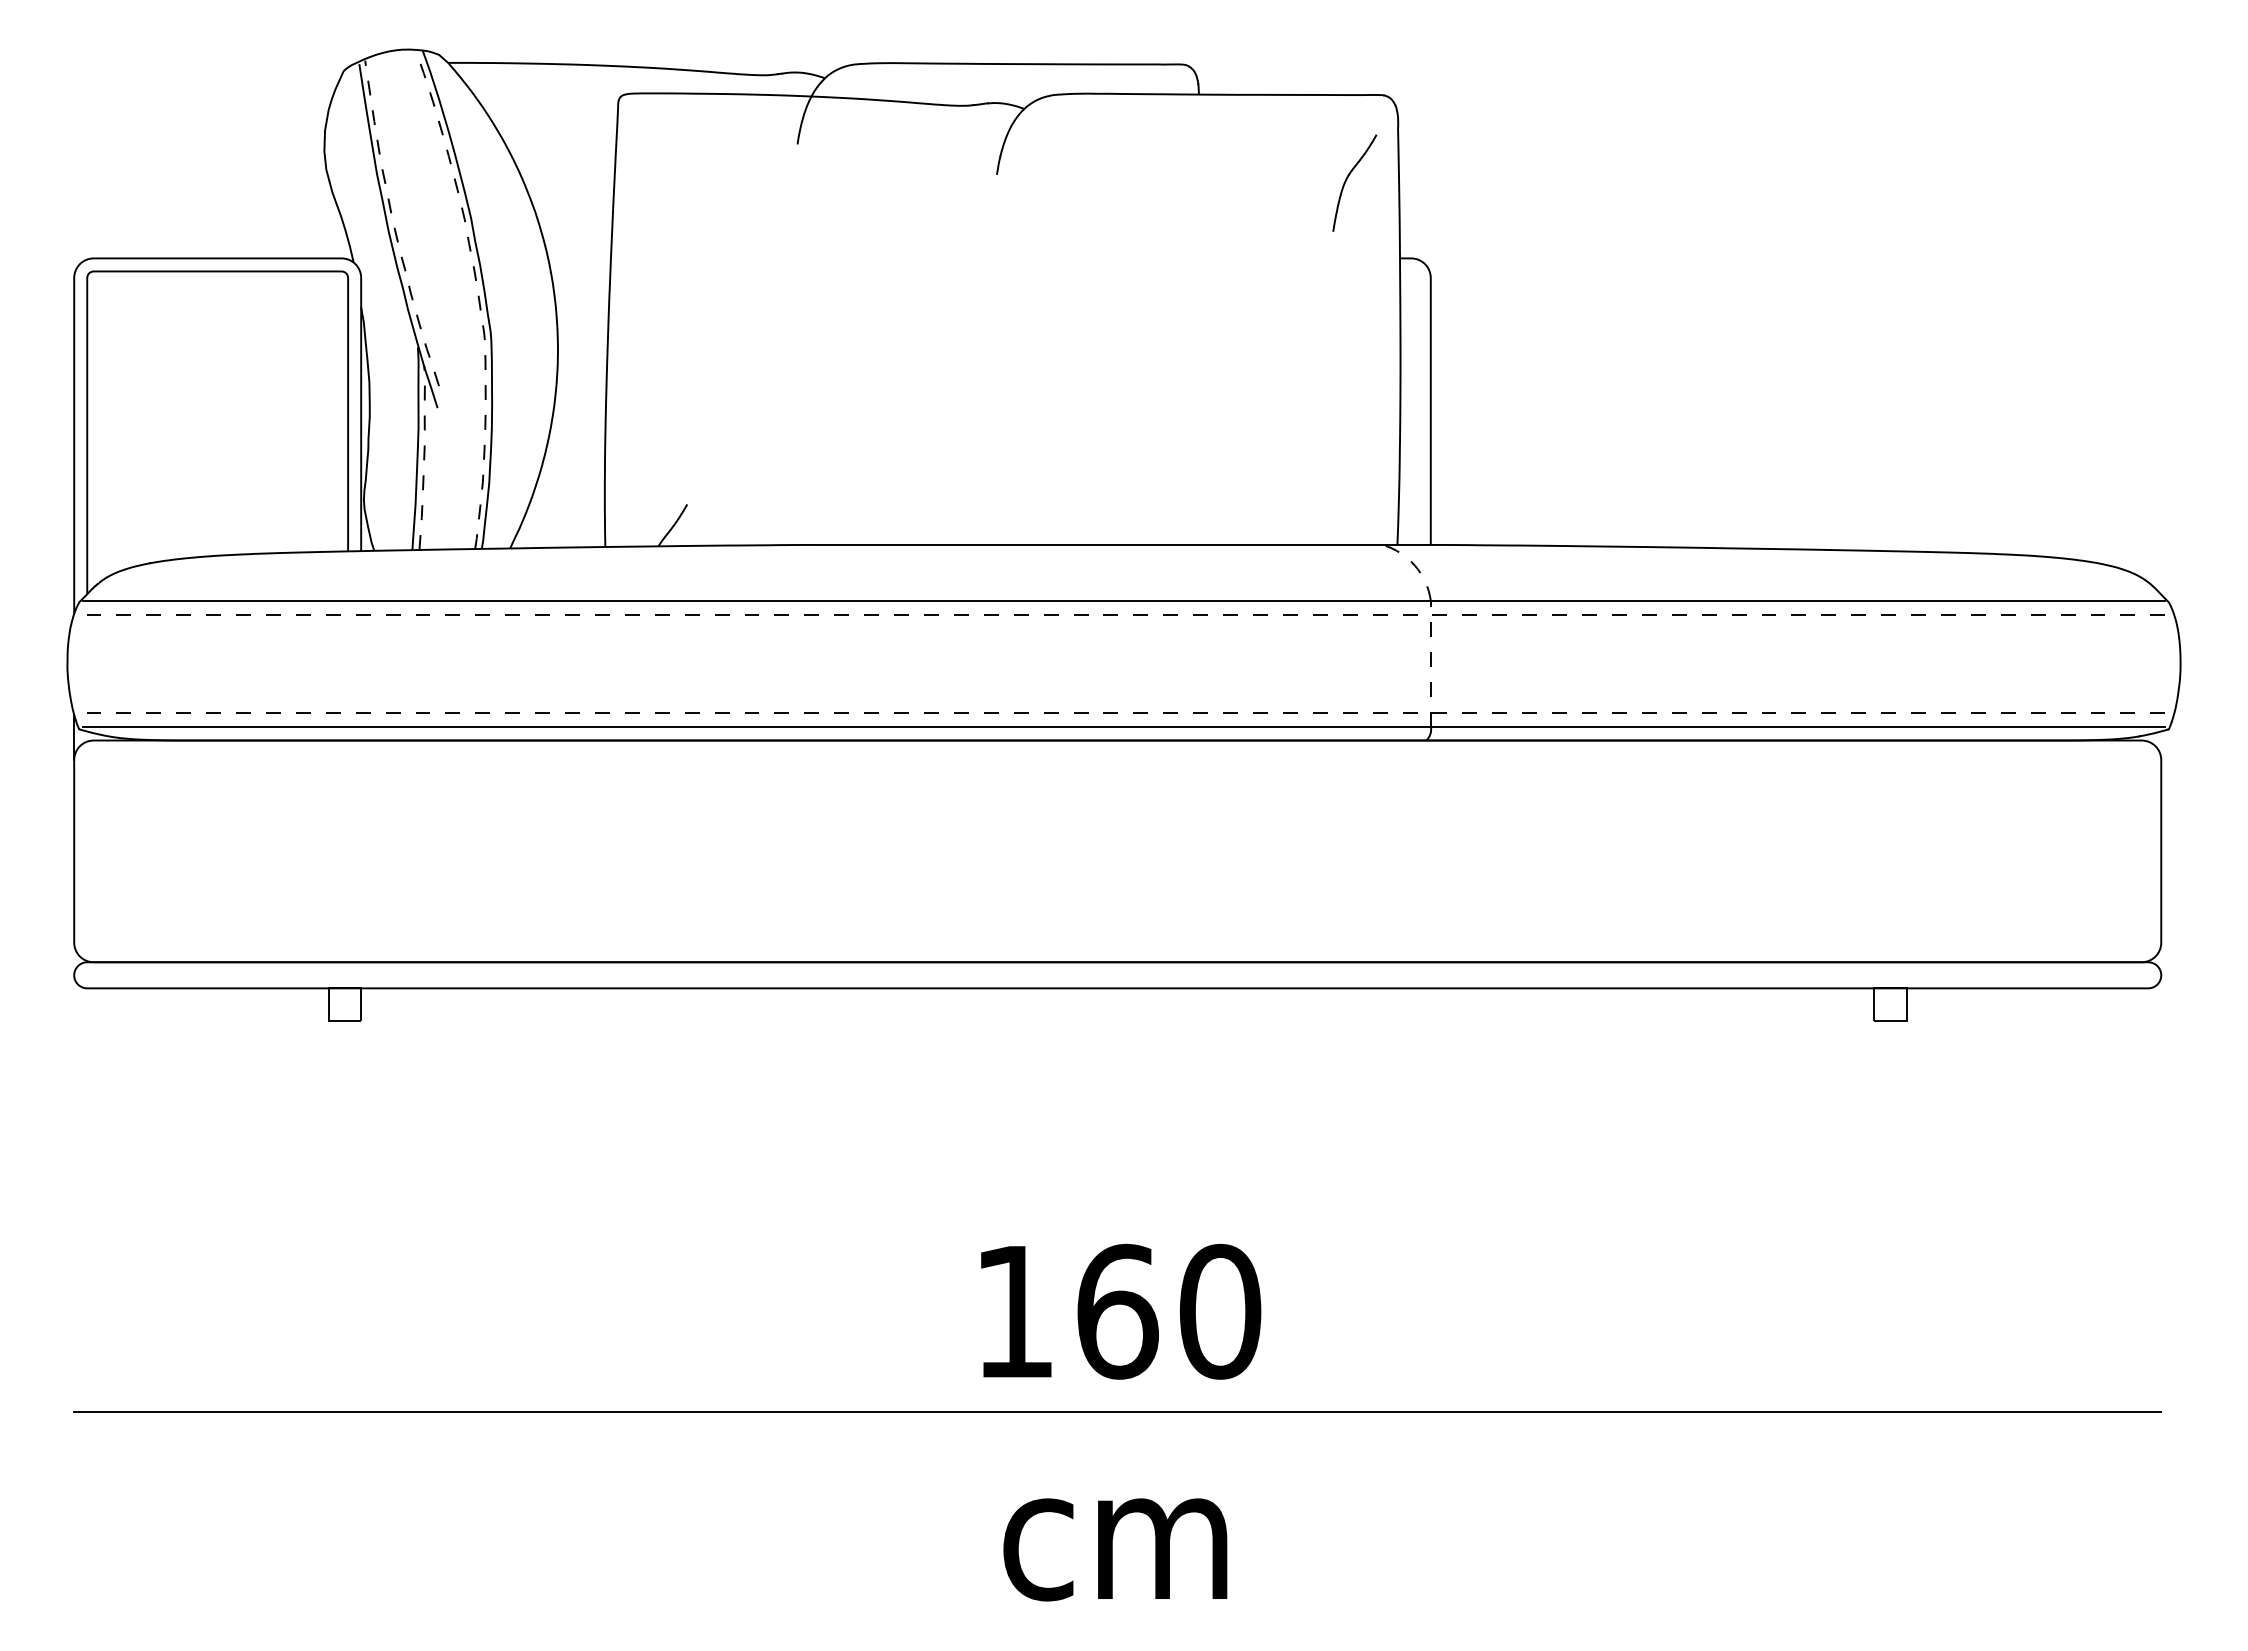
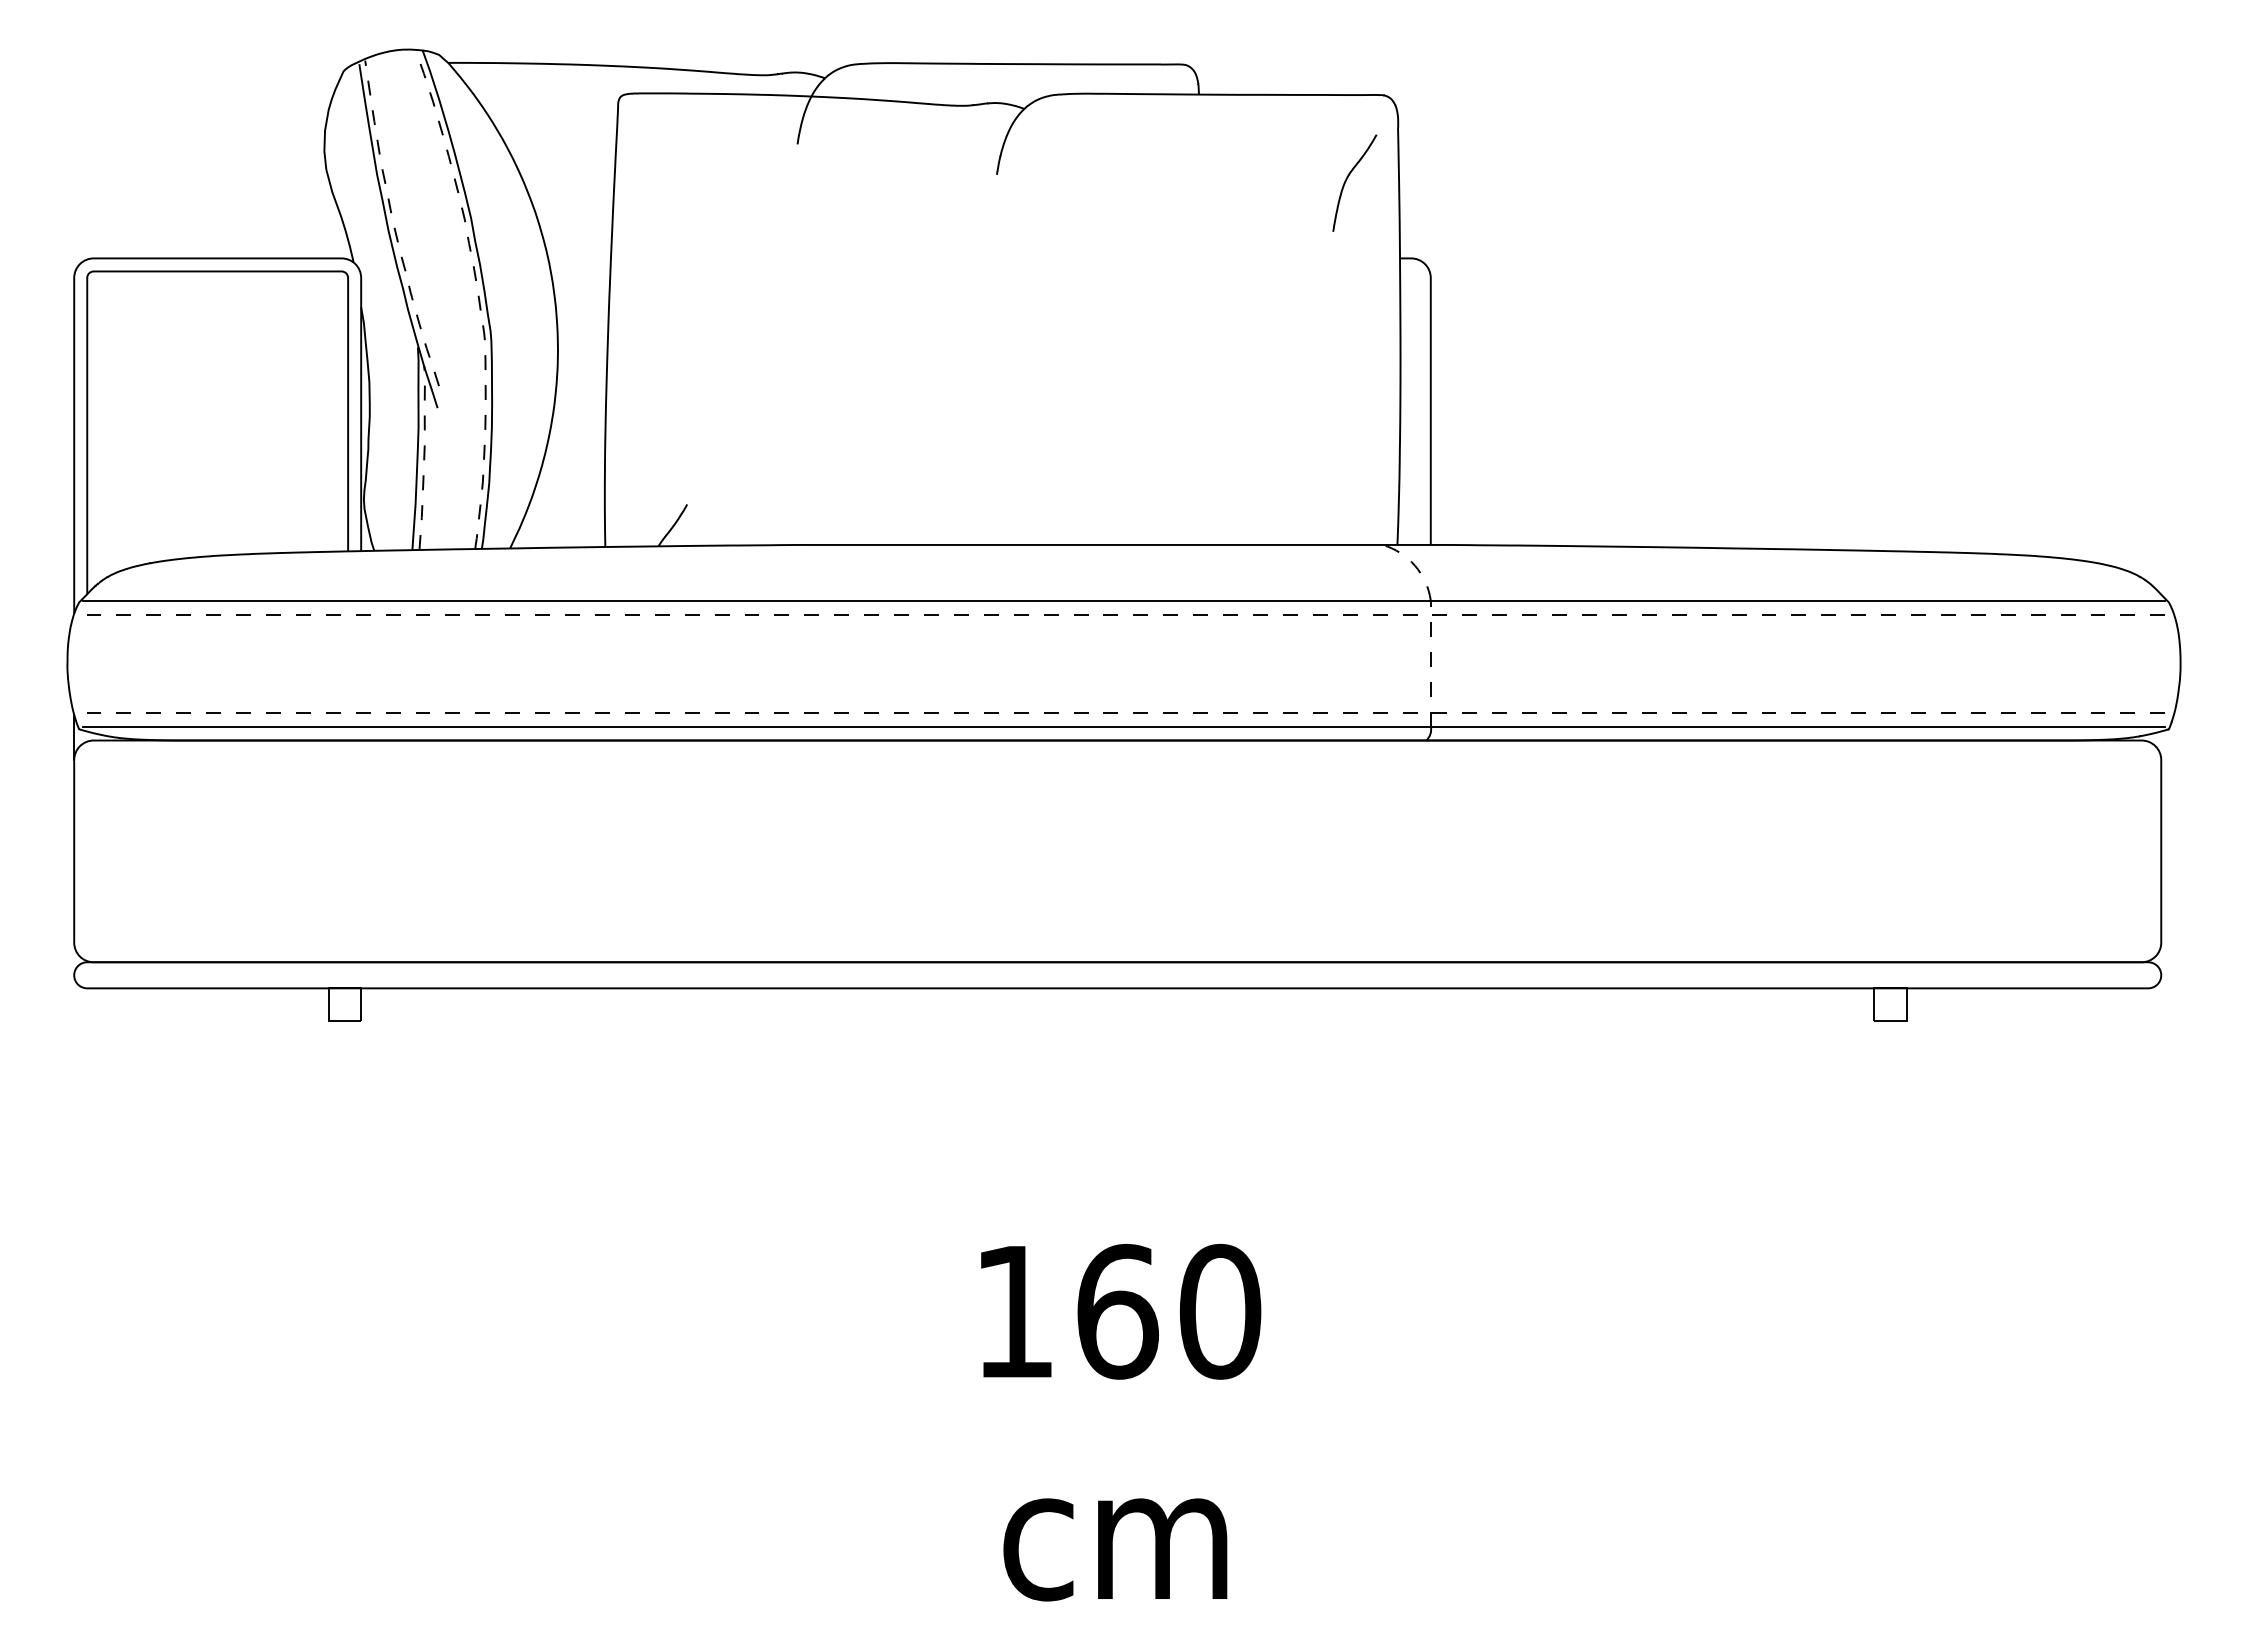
line: present -> none (1117, 1412)
